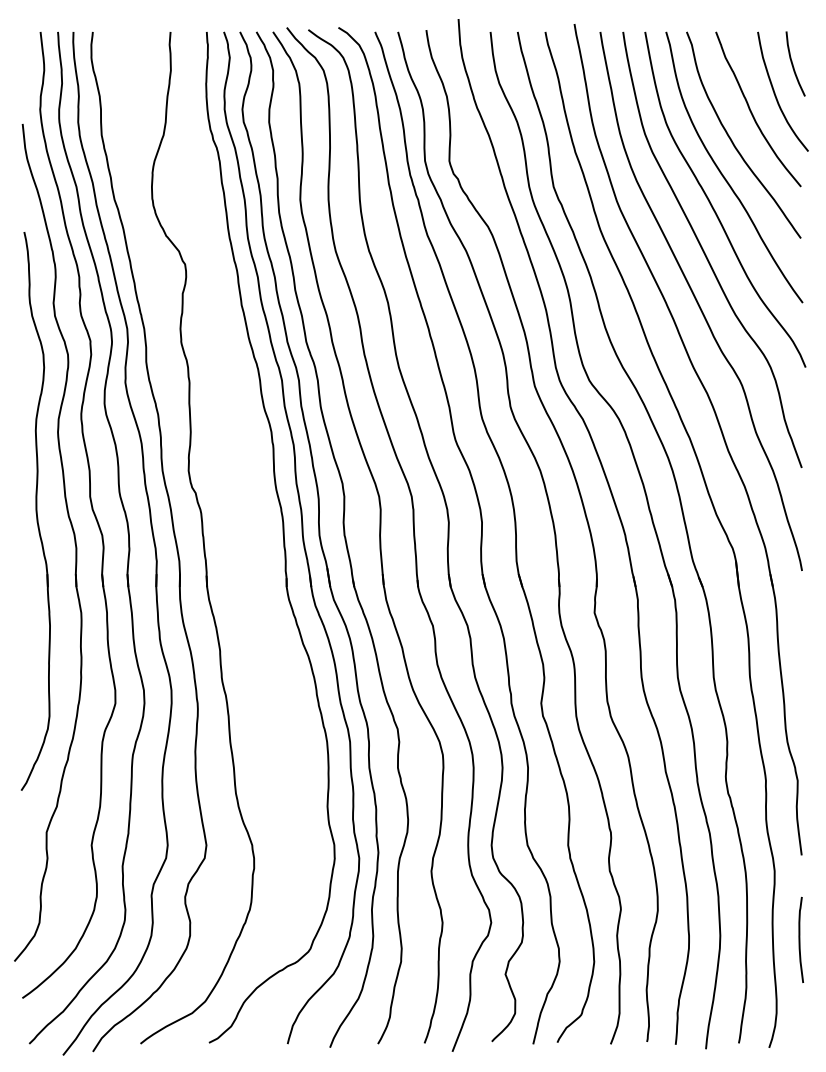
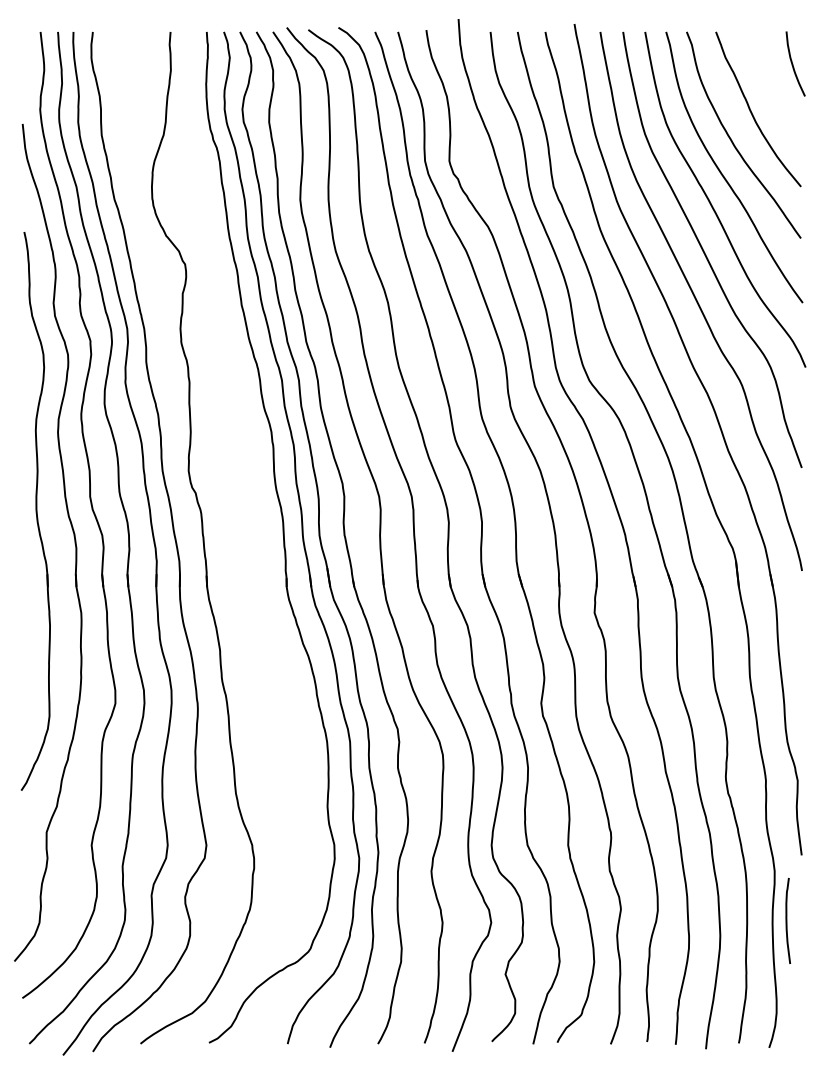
curve: present -> none (775, 92)
curve position: (800, 939) -> (787, 920) (787, 920)
